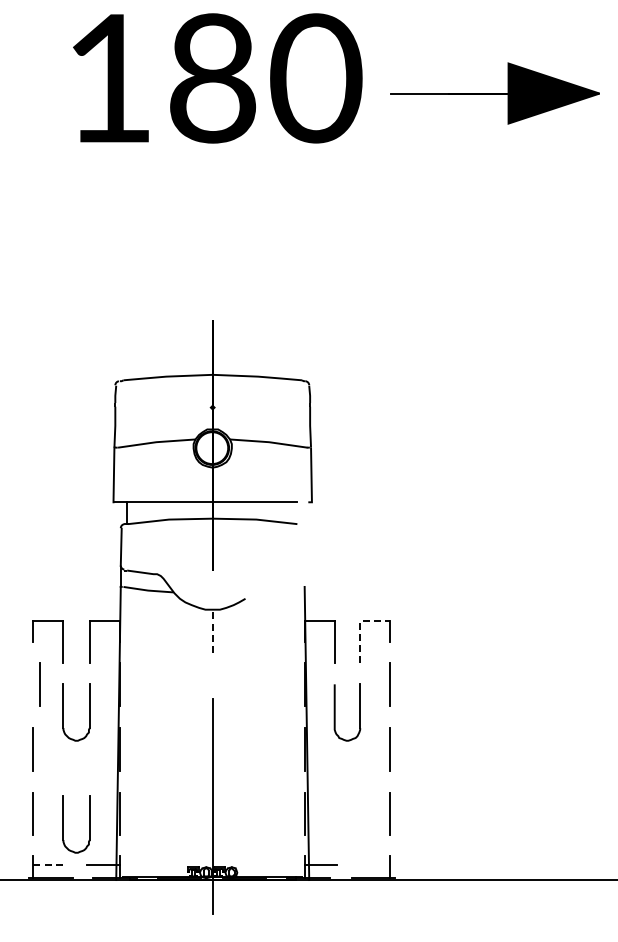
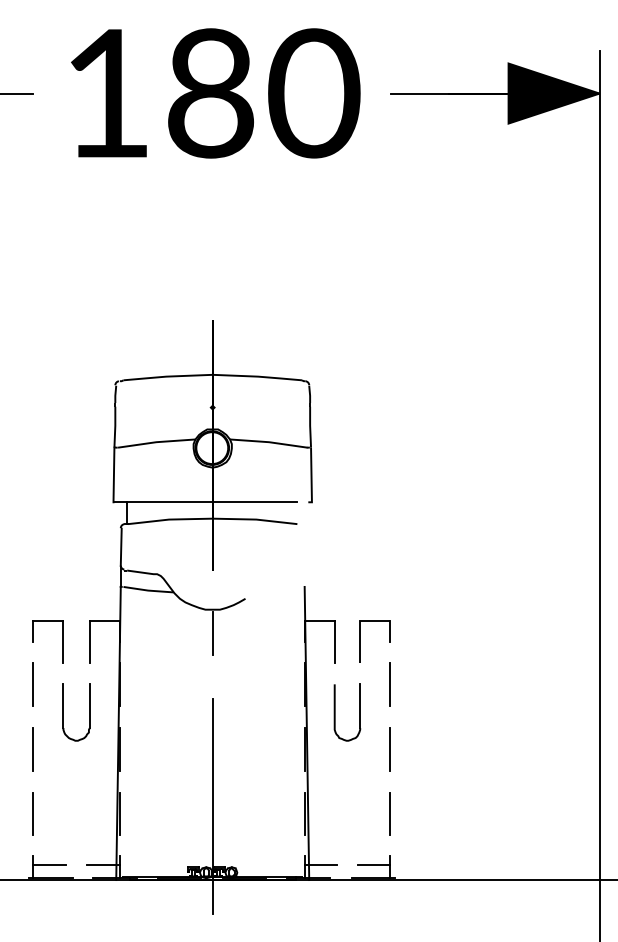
text position: (217, 78) -> (215, 93) (215, 93)
line: none -> present (17, 93)
line: none -> present (599, 494)
line: dashed -> solid (360, 625)
line: dashed -> solid (212, 634)
line position: (39, 684) -> (32, 684) (32, 684)
part: present -> none (63, 824)
line: dashed -> solid (50, 865)
line: none -> present (374, 865)
